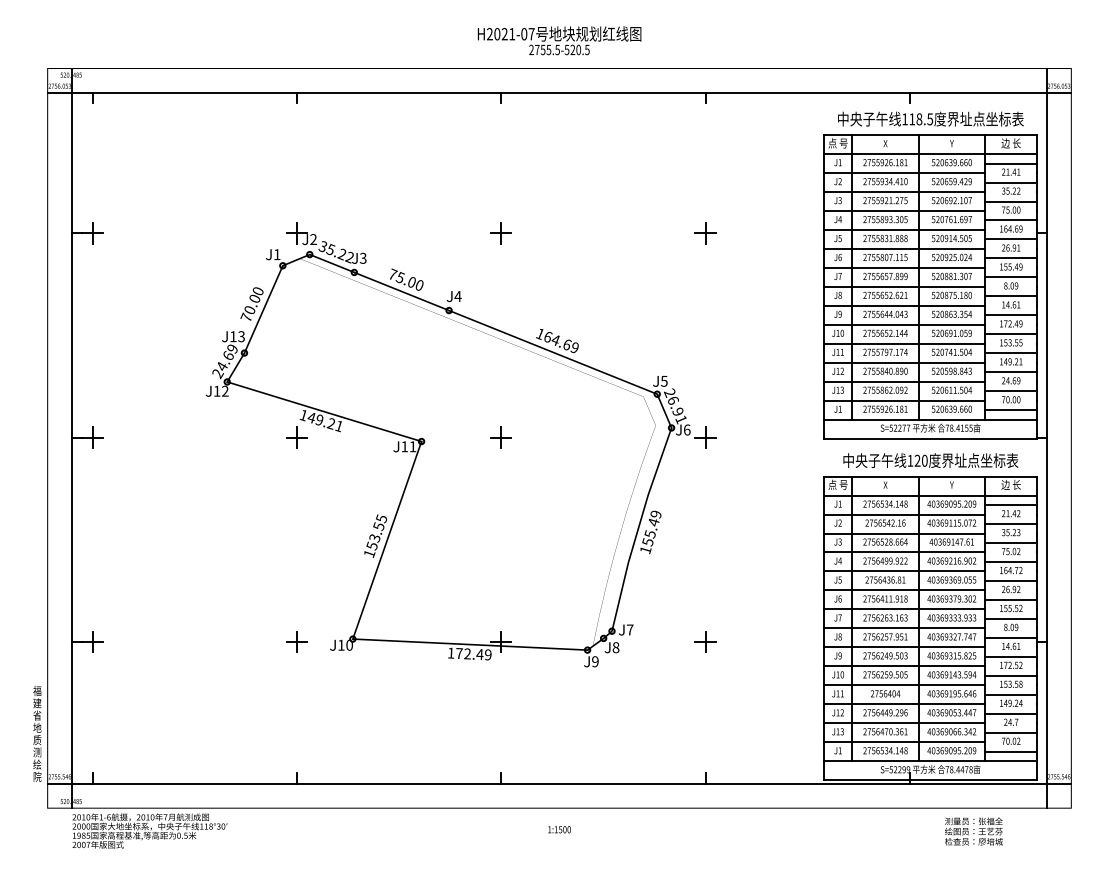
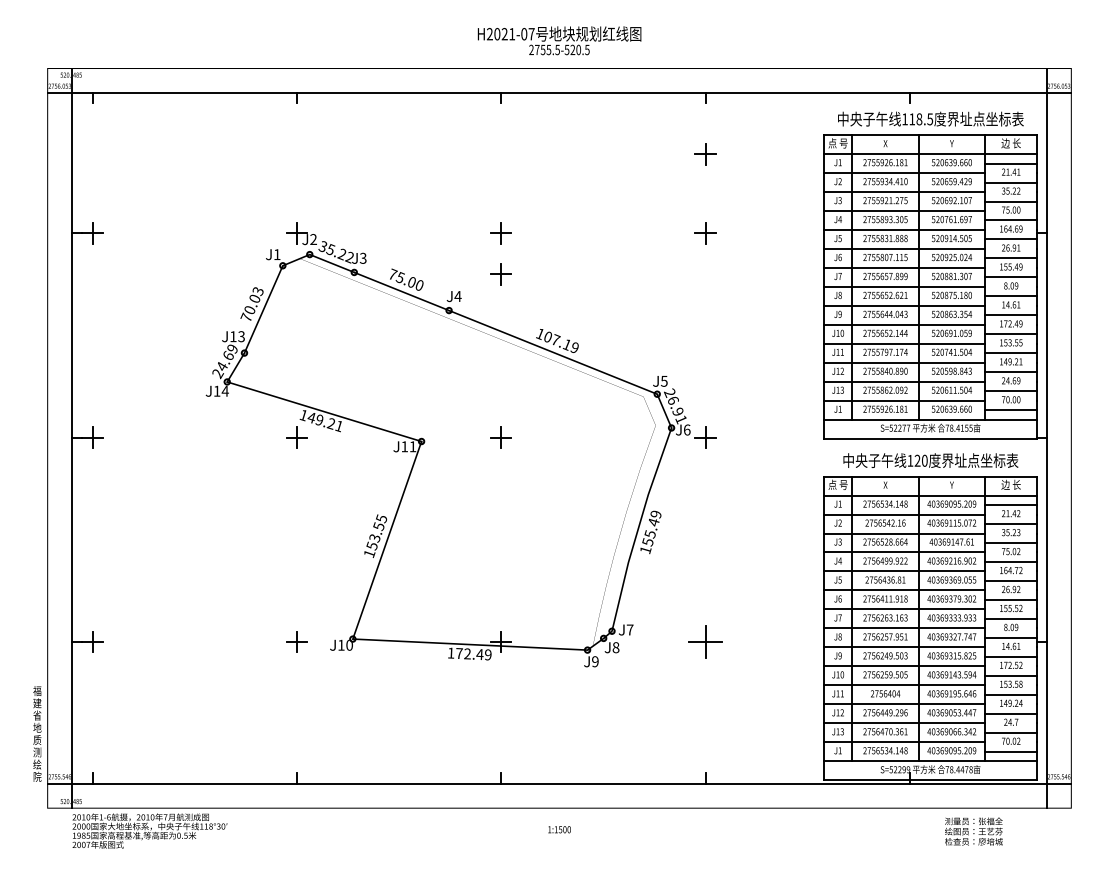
part: none -> present (705, 154)
part: none -> present (500, 274)
text: 70.00 -> 70.03 (257, 291)
text: 164.69 -> 107.19 (557, 340)
text: J12 -> J14 (224, 390)
part size: 23x22 px -> 35x34 px (705, 641)
